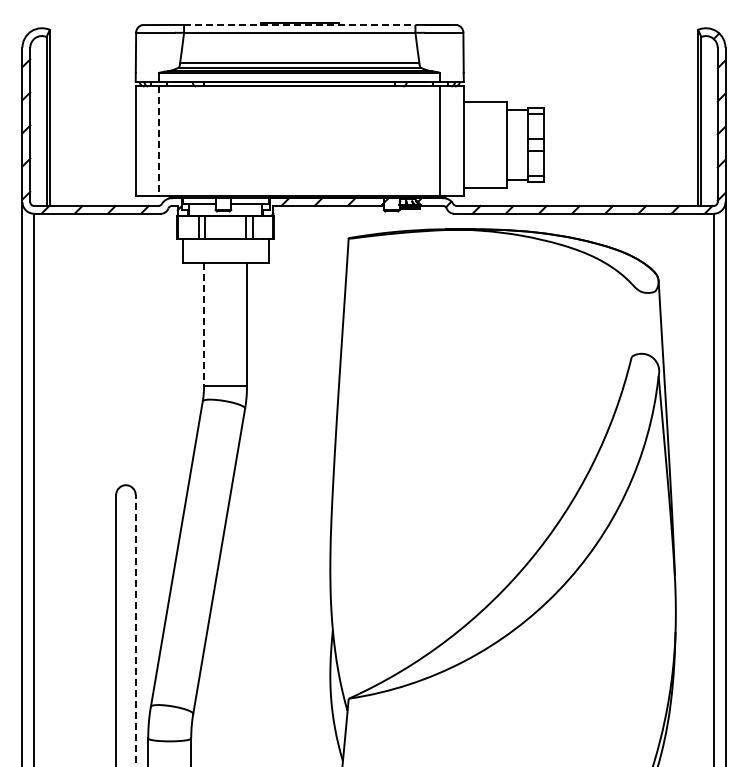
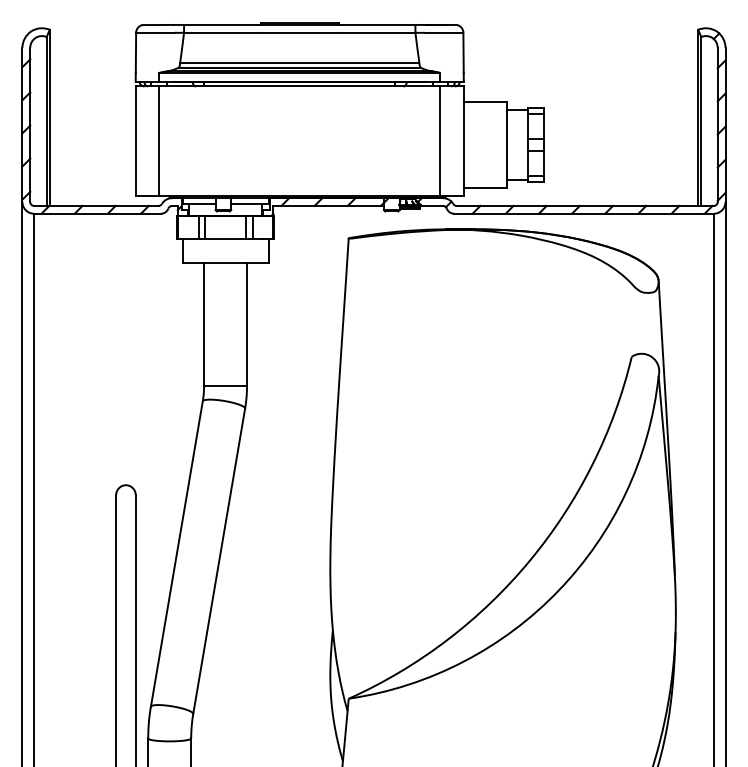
line: dashed -> solid (299, 24)
line: dashed -> solid (159, 141)
line: dashed -> solid (204, 324)
line: dashed -> solid (135, 630)
